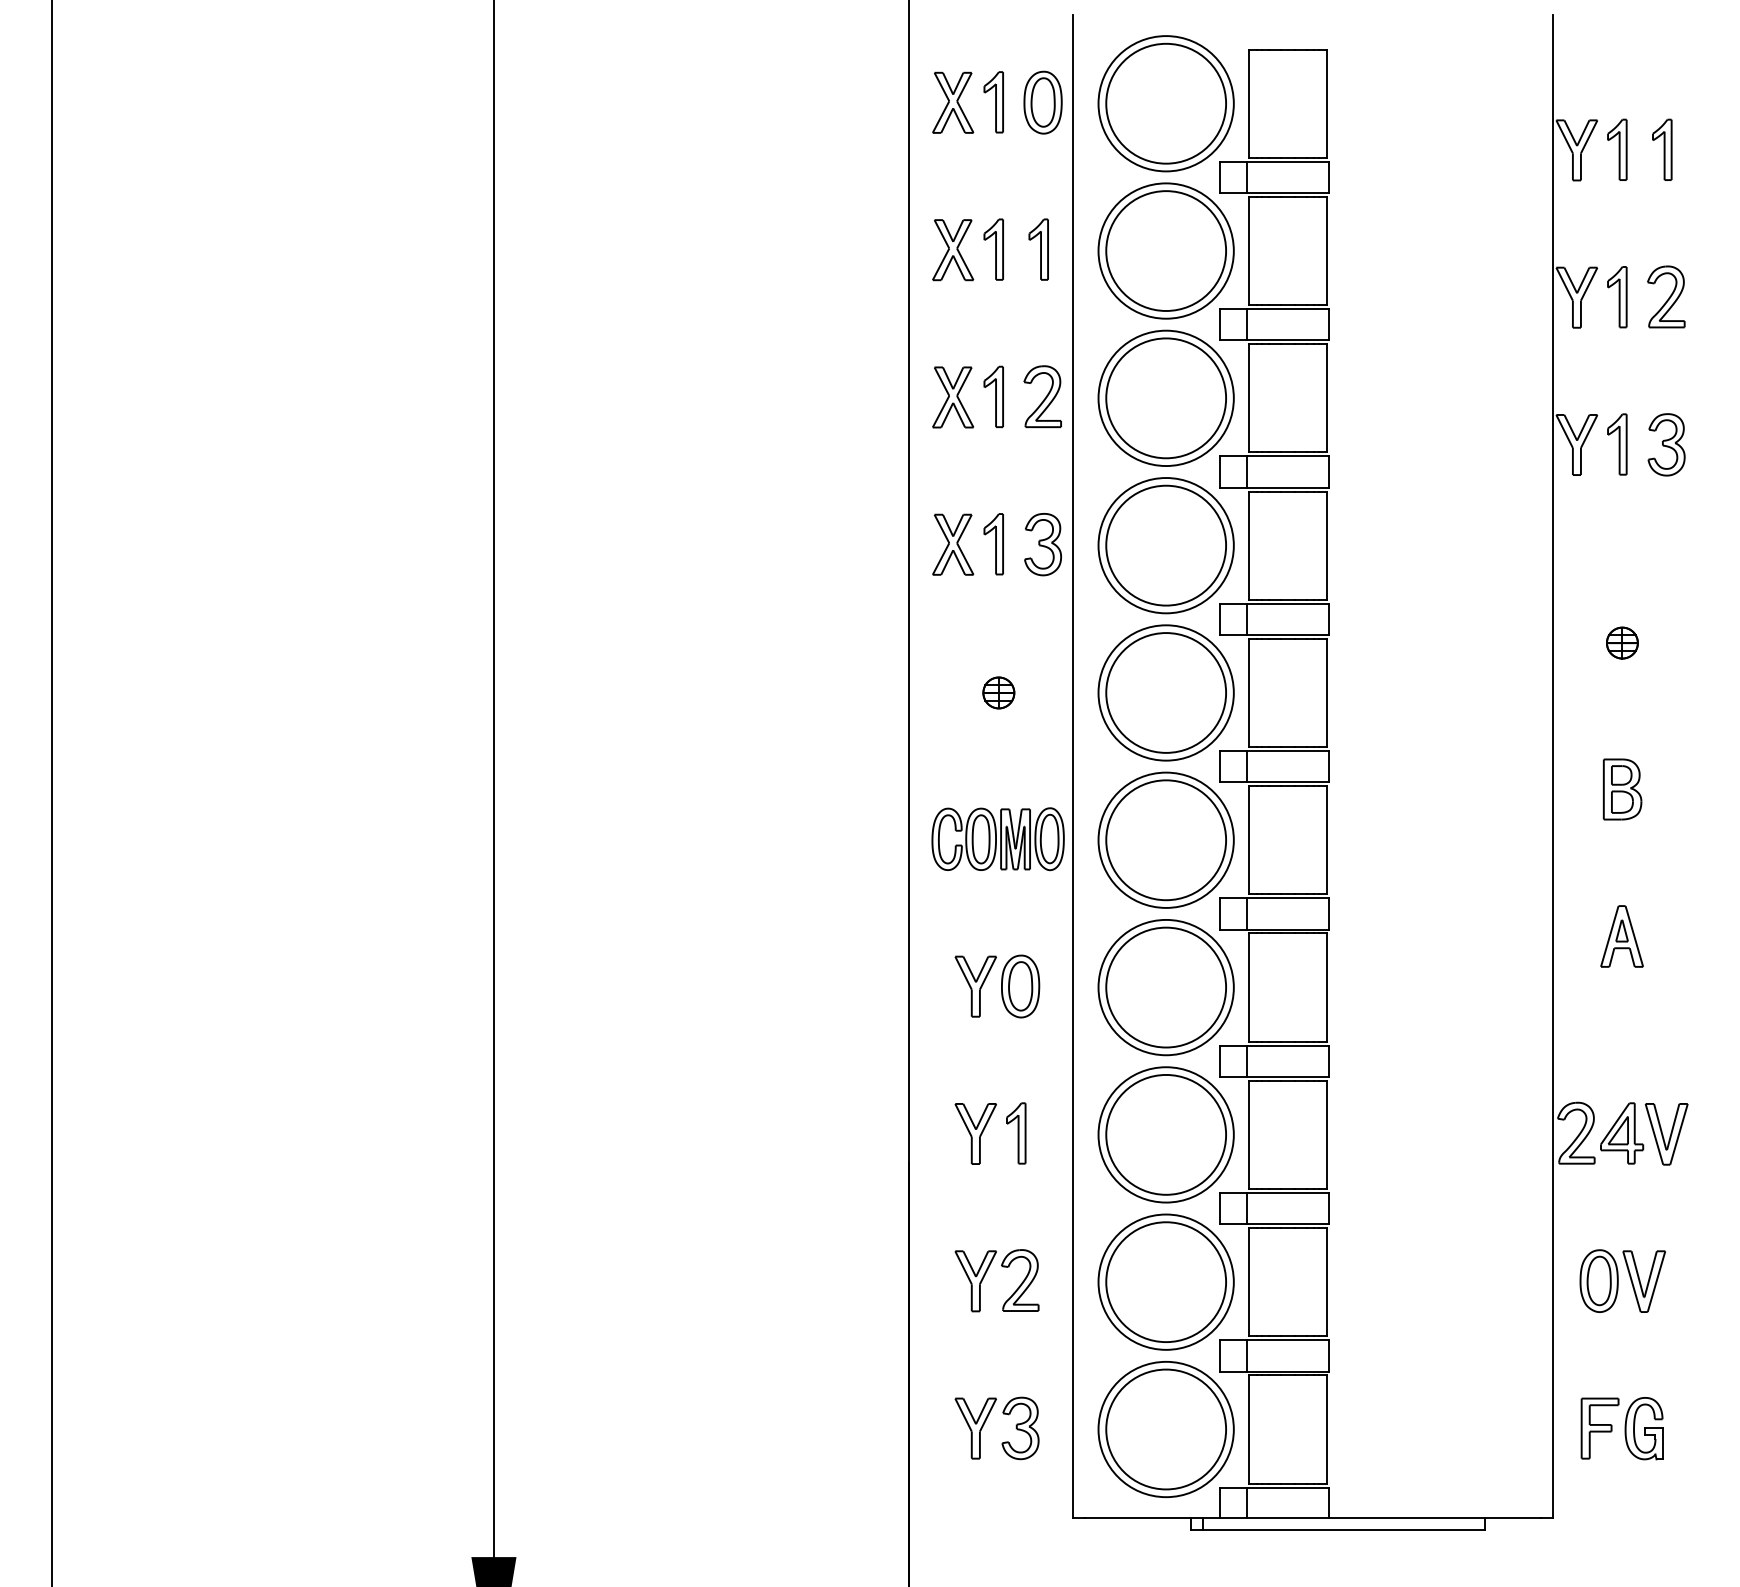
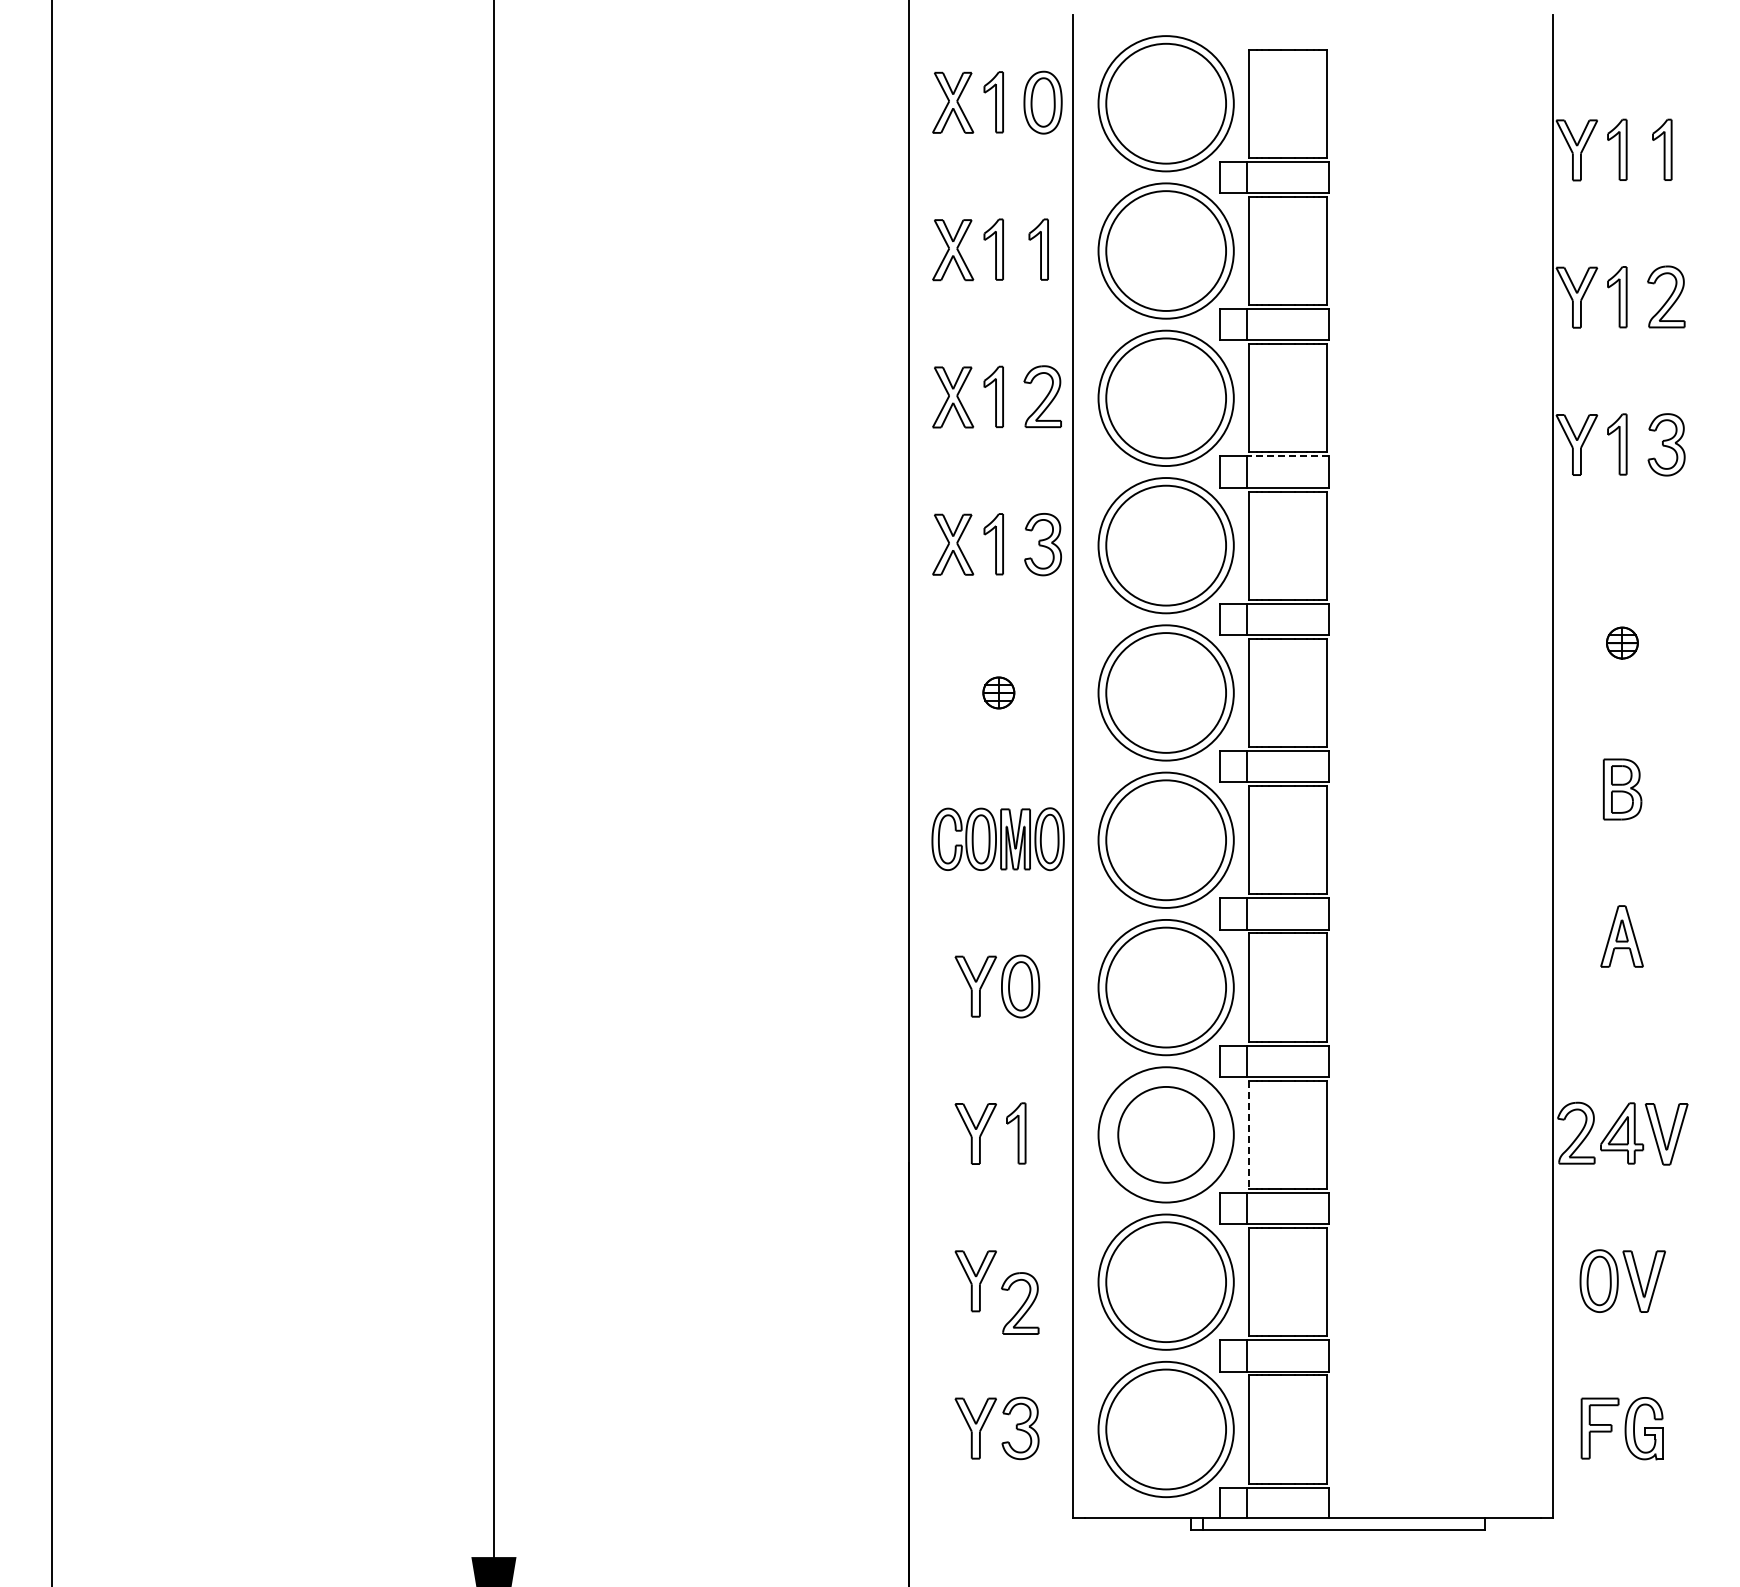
line: solid -> dashed (1287, 456)
circle diameter: 120 px -> 96 px (1166, 1134)
line: solid -> dashed (1249, 1135)
part position: (1020, 1280) -> (1020, 1303) (1020, 1303)
